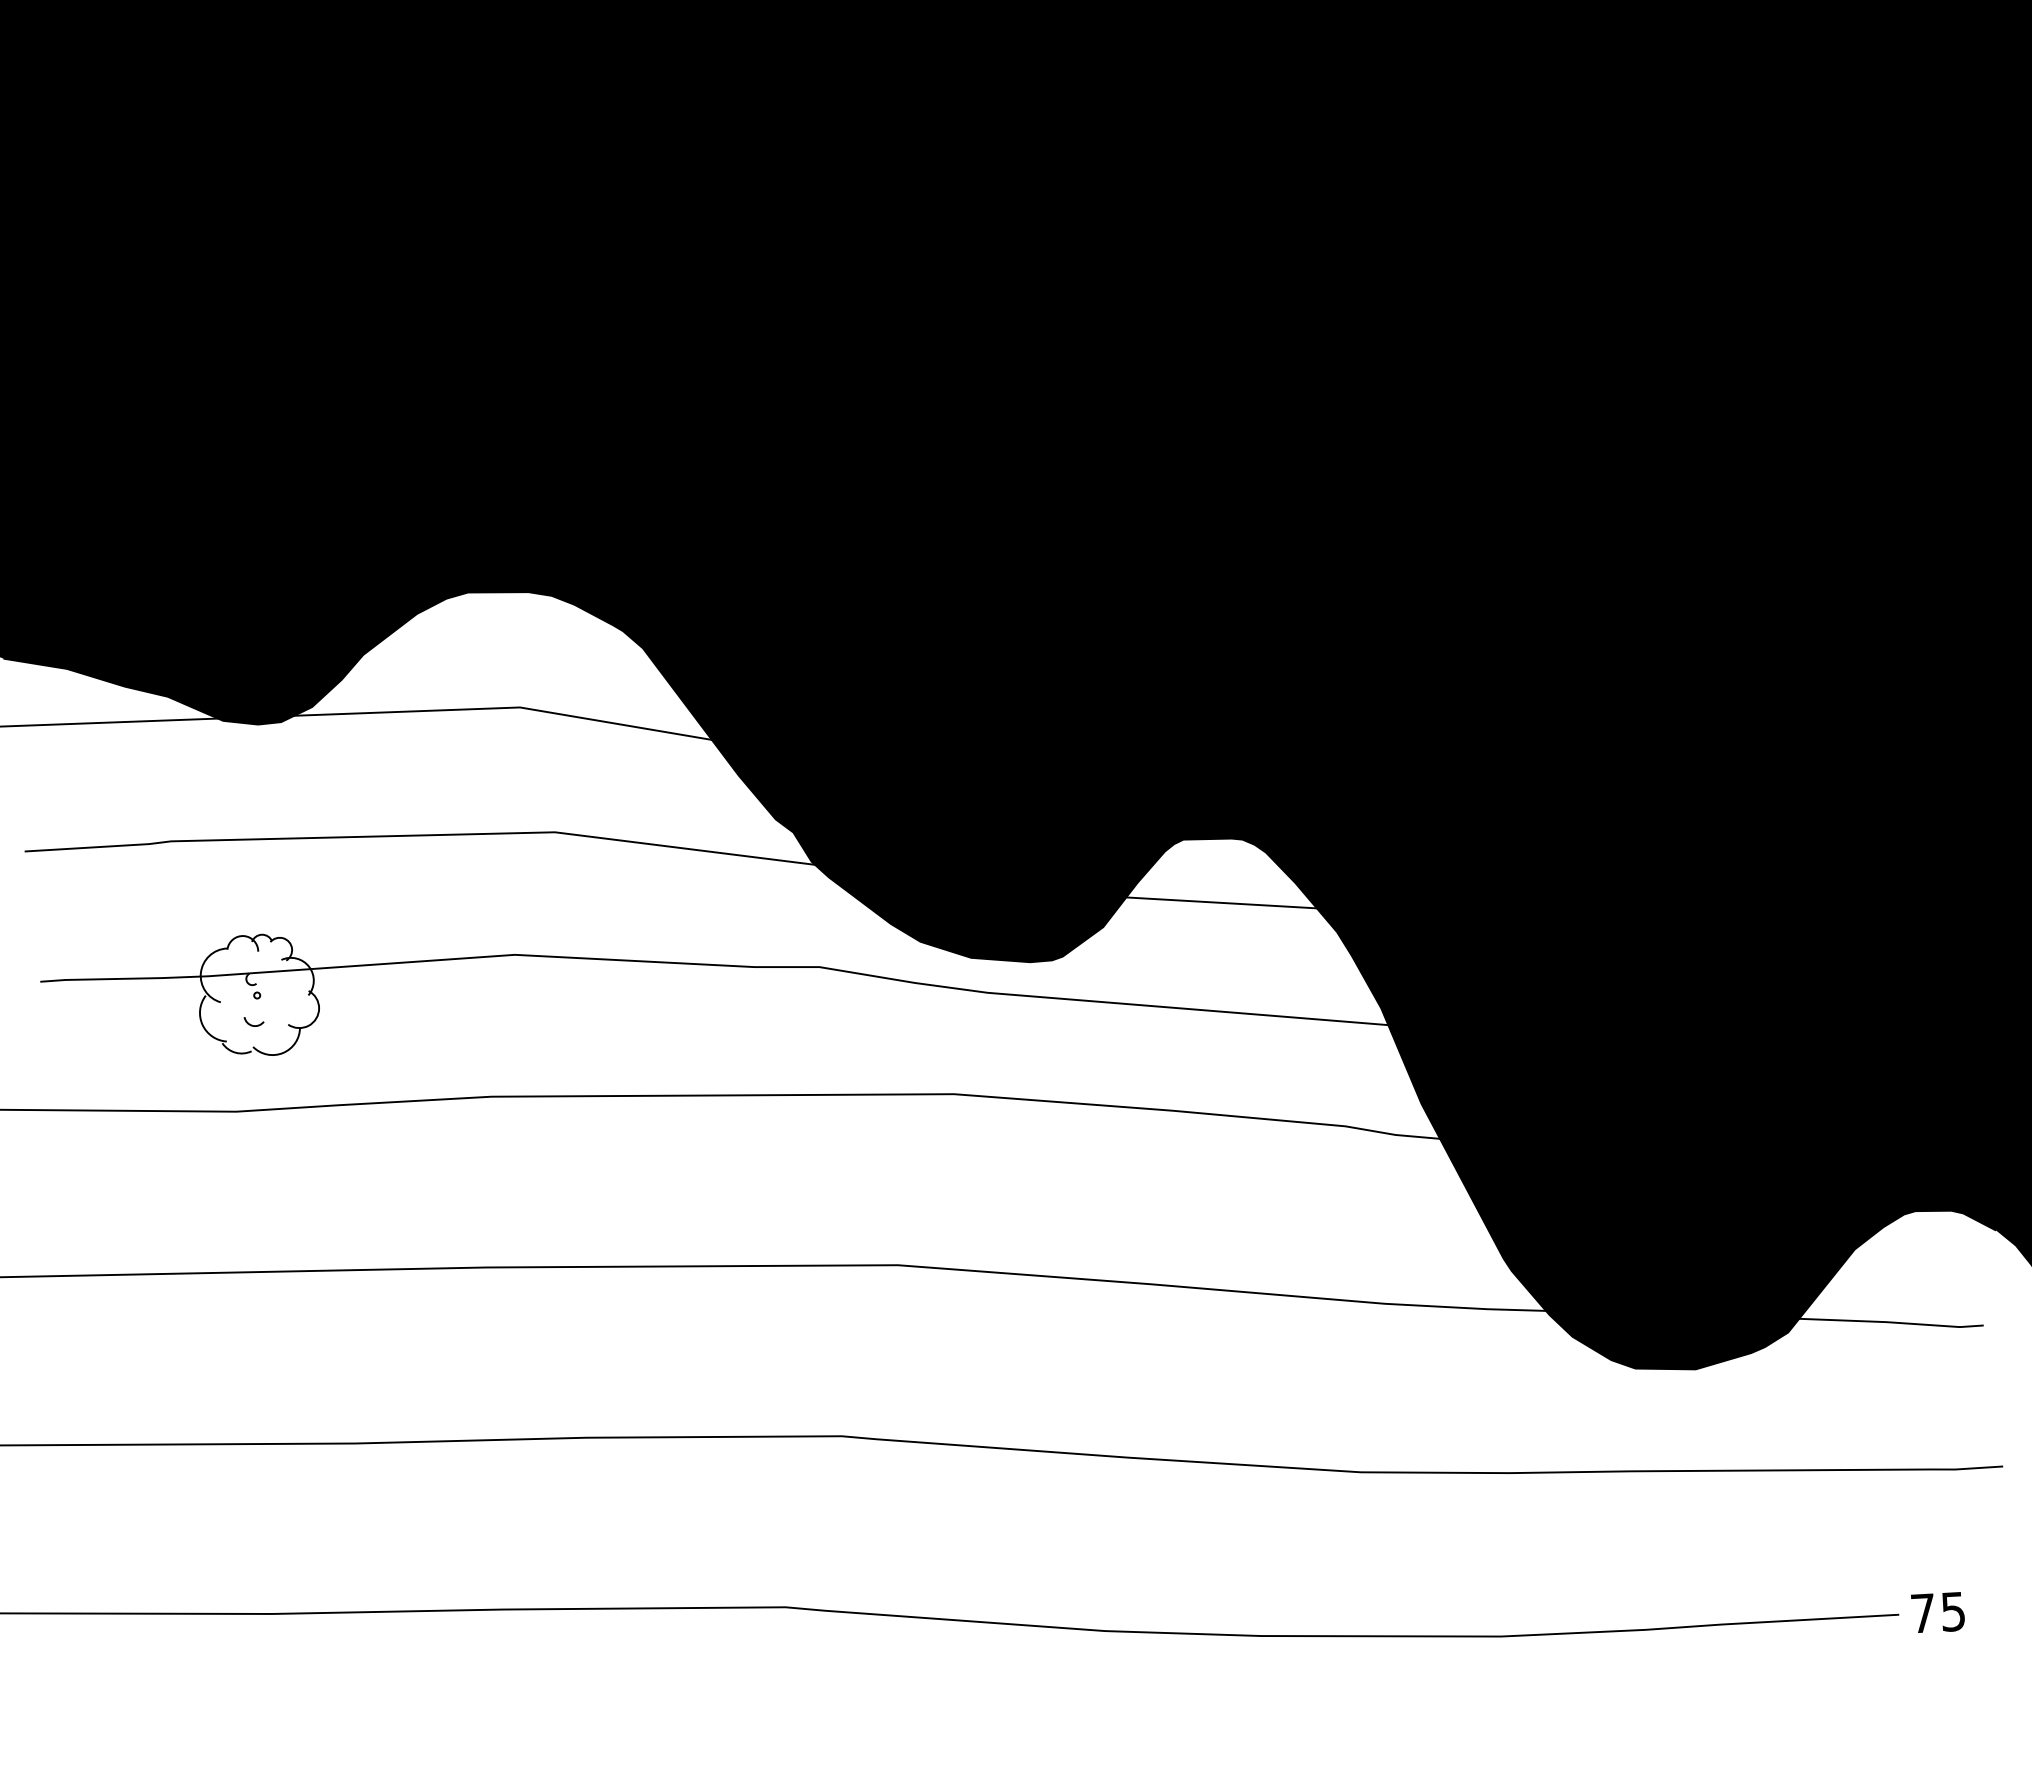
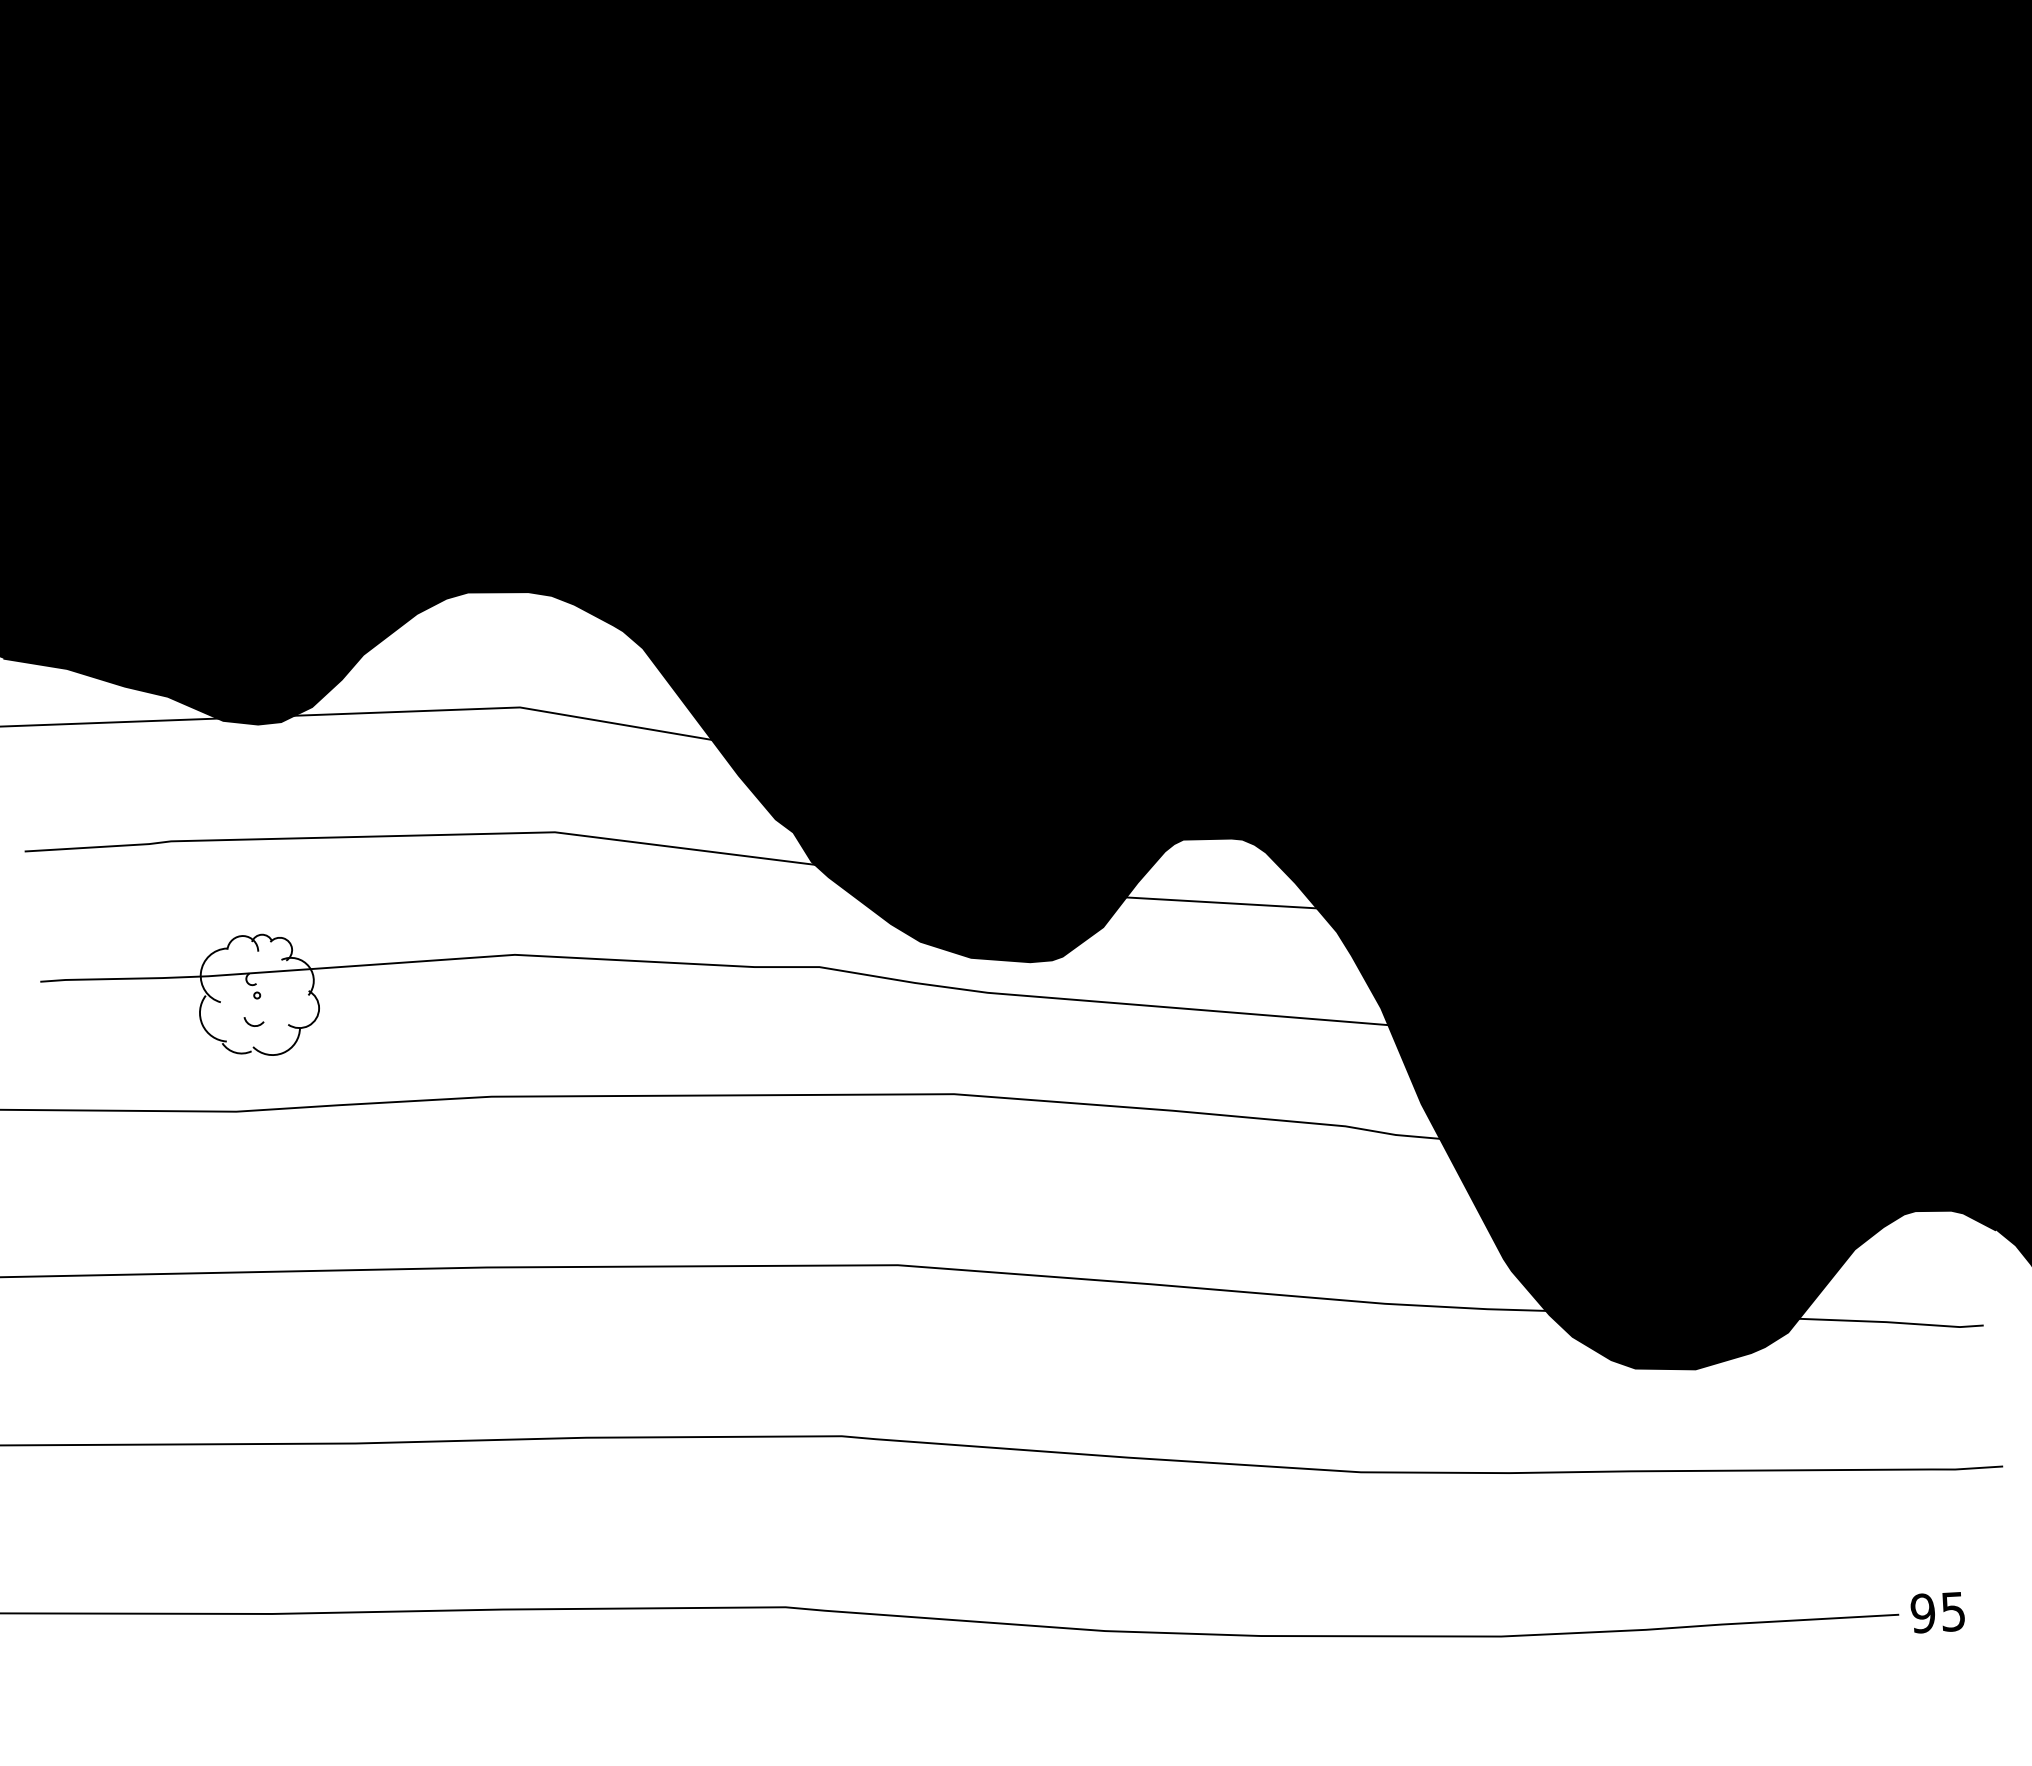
text: 75 -> 95 (1922, 1613)
